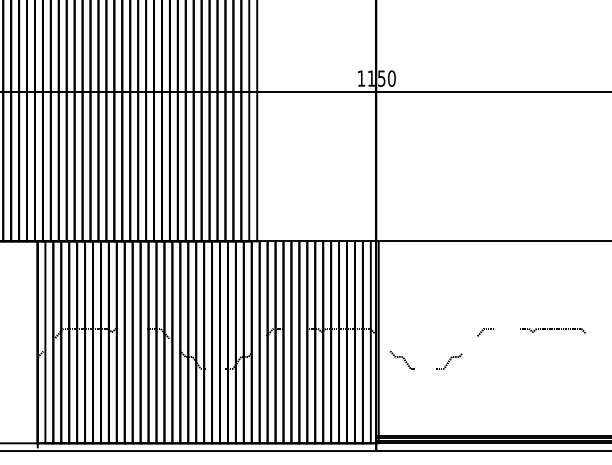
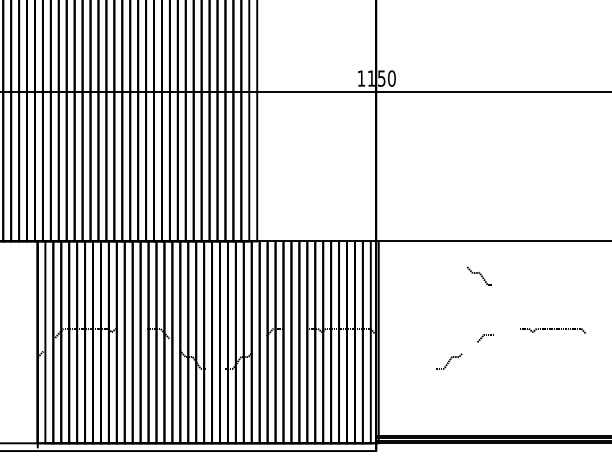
line position: (483, 331) -> (483, 337) (483, 337)
line position: (402, 358) -> (479, 274) (479, 274)
line: present -> none (492, 451)
